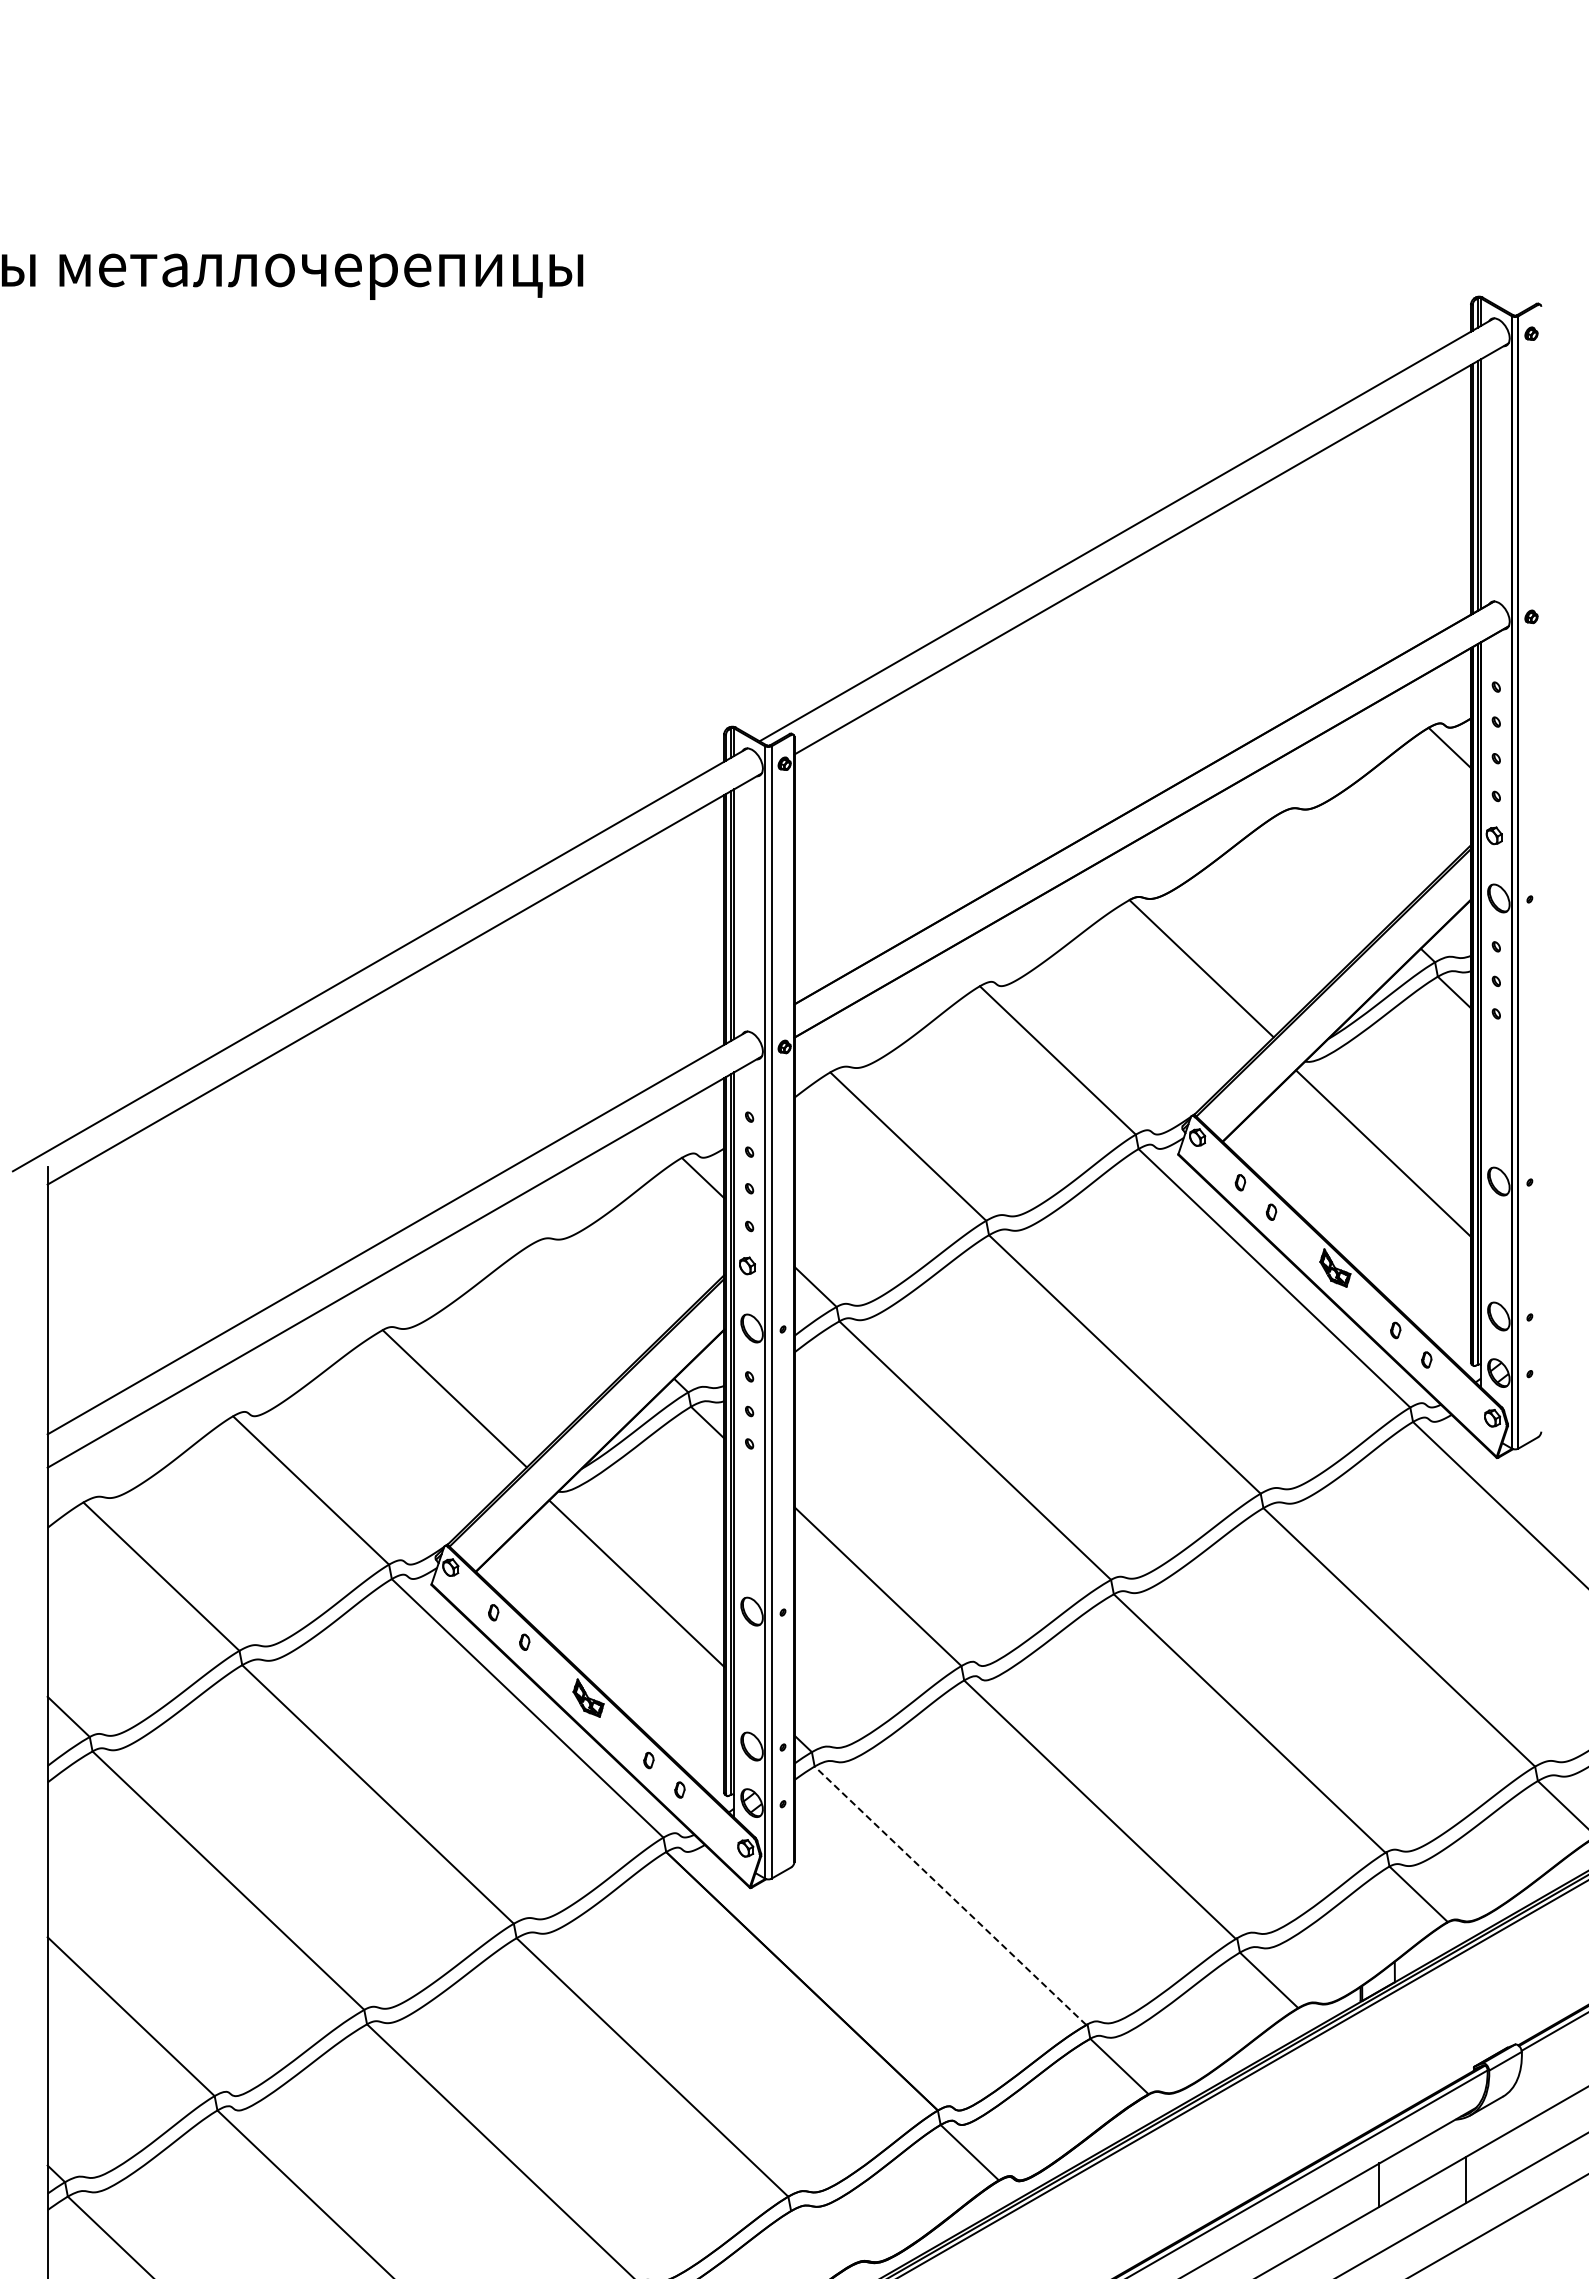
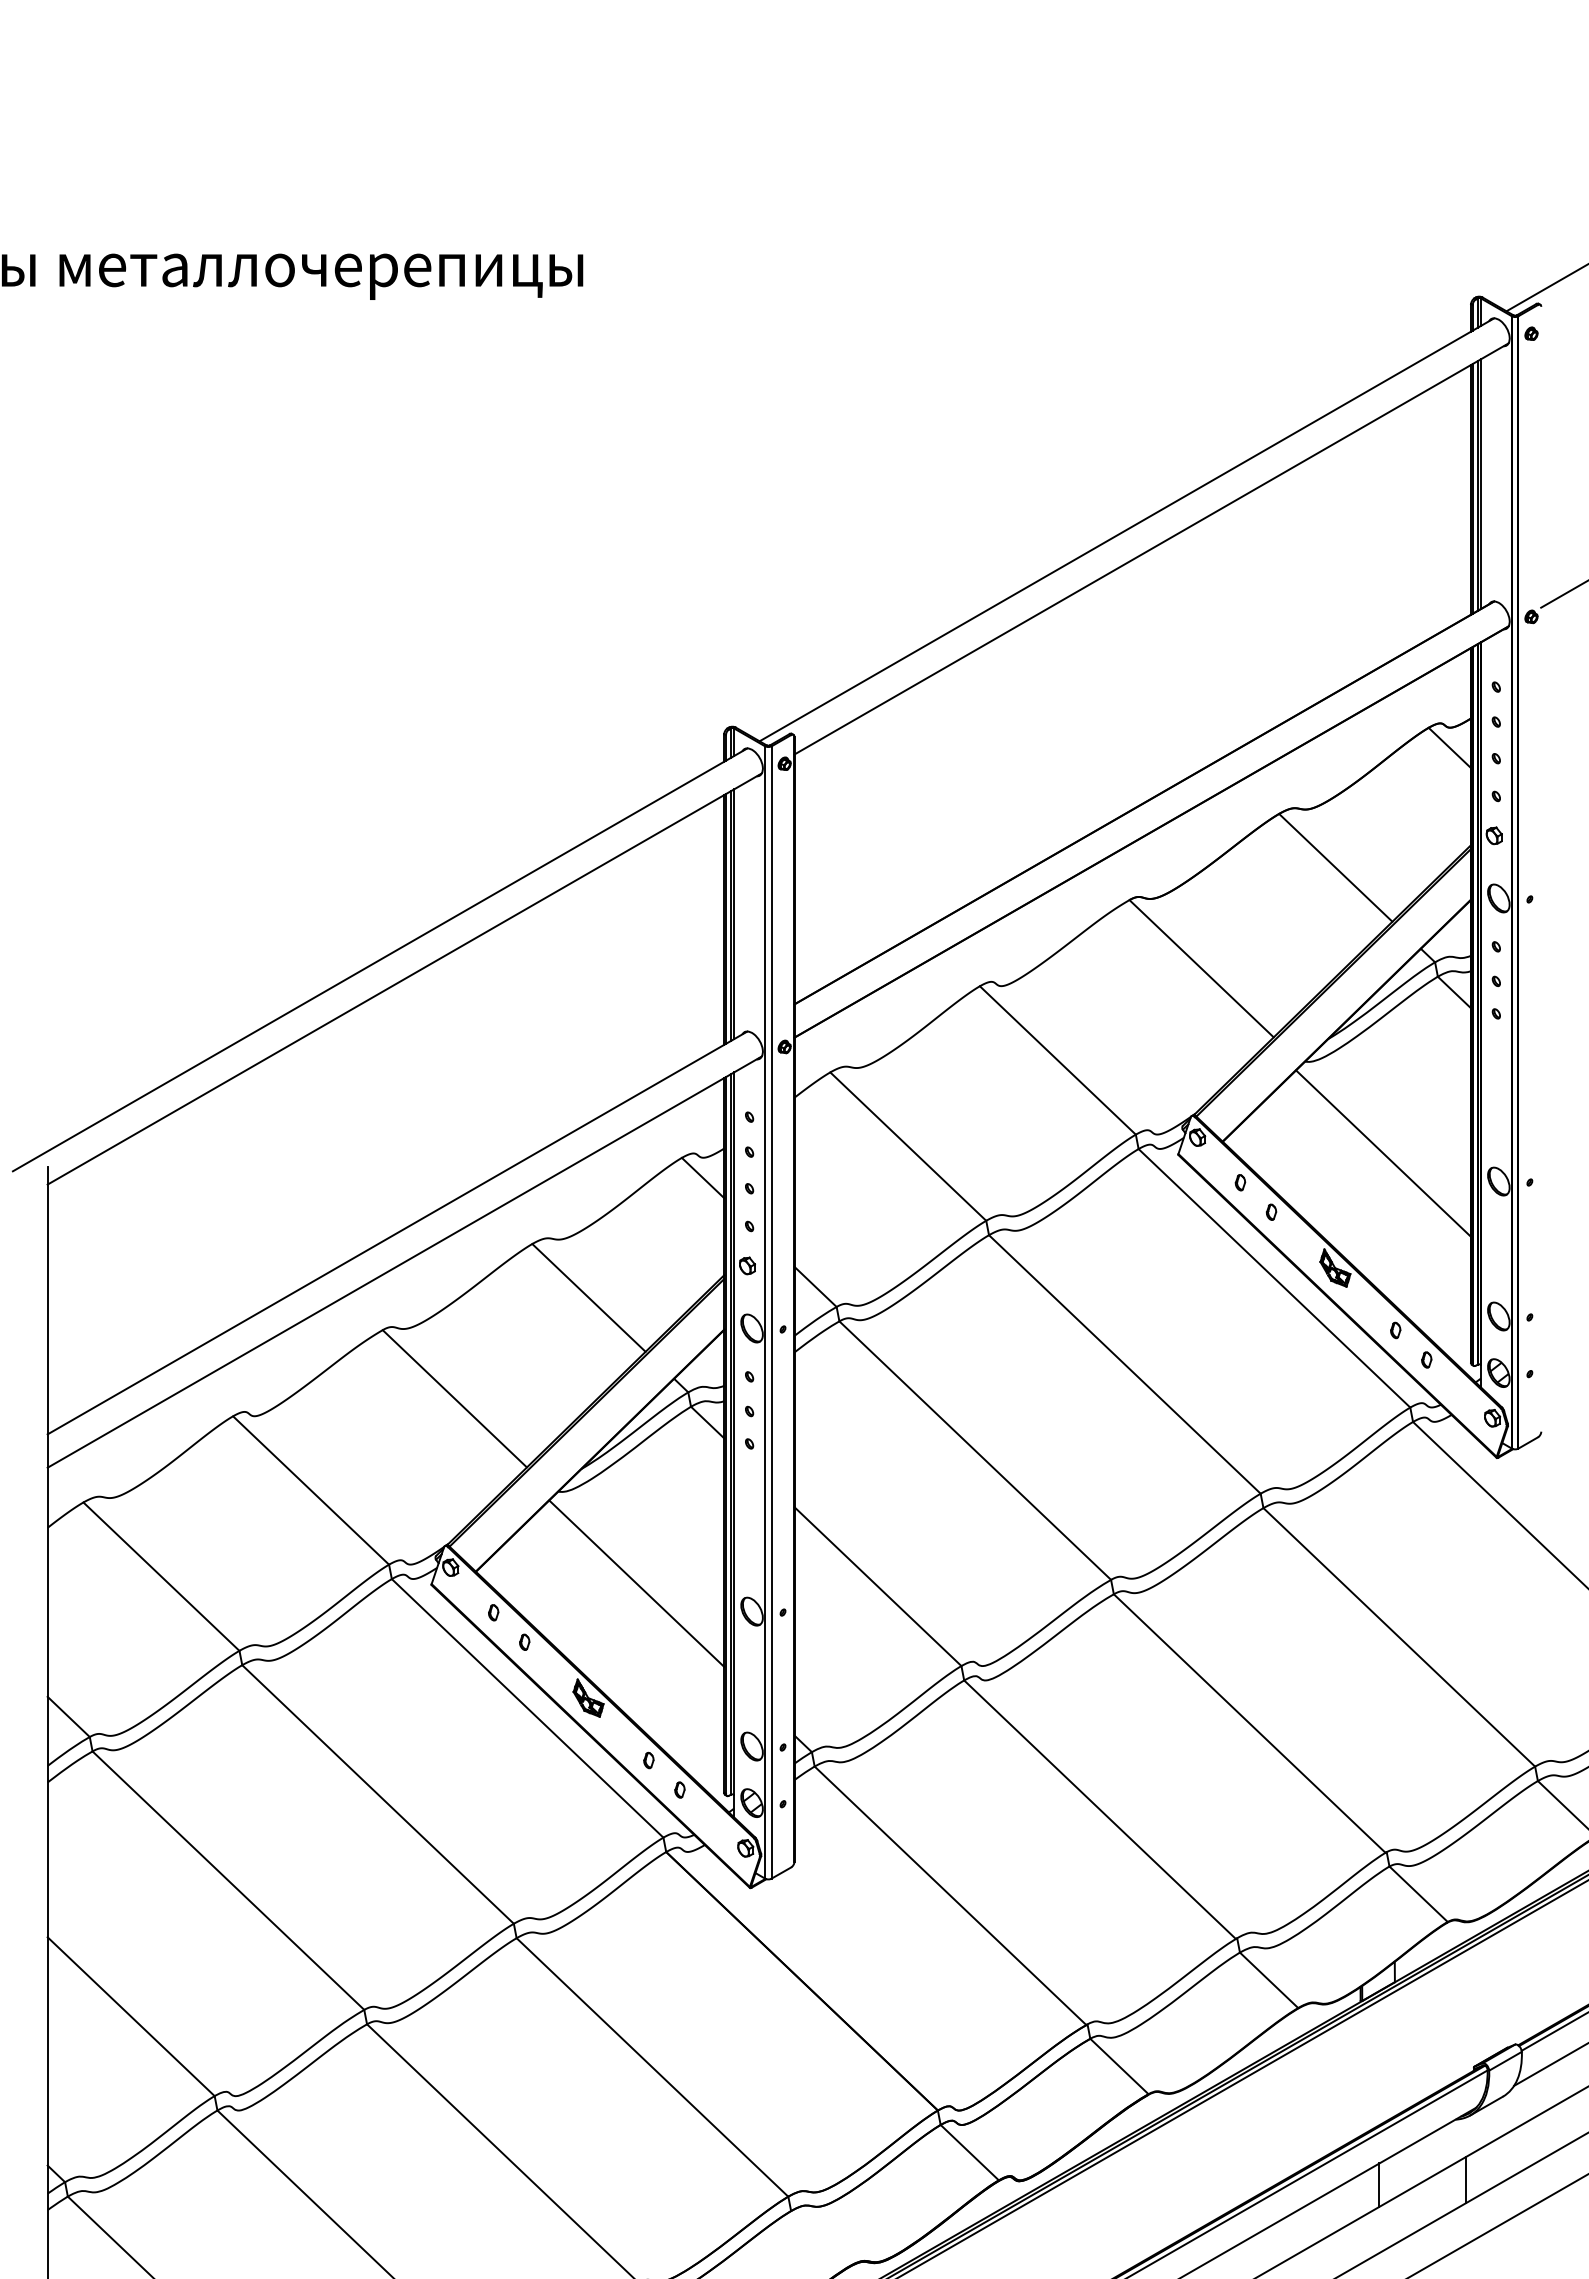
line: none -> present (1545, 288)
line: none -> present (1563, 594)
line: none -> present (1335, 867)
line: none -> present (588, 1297)
line: dashed -> solid (950, 1895)
line: none -> present (1549, 2064)
